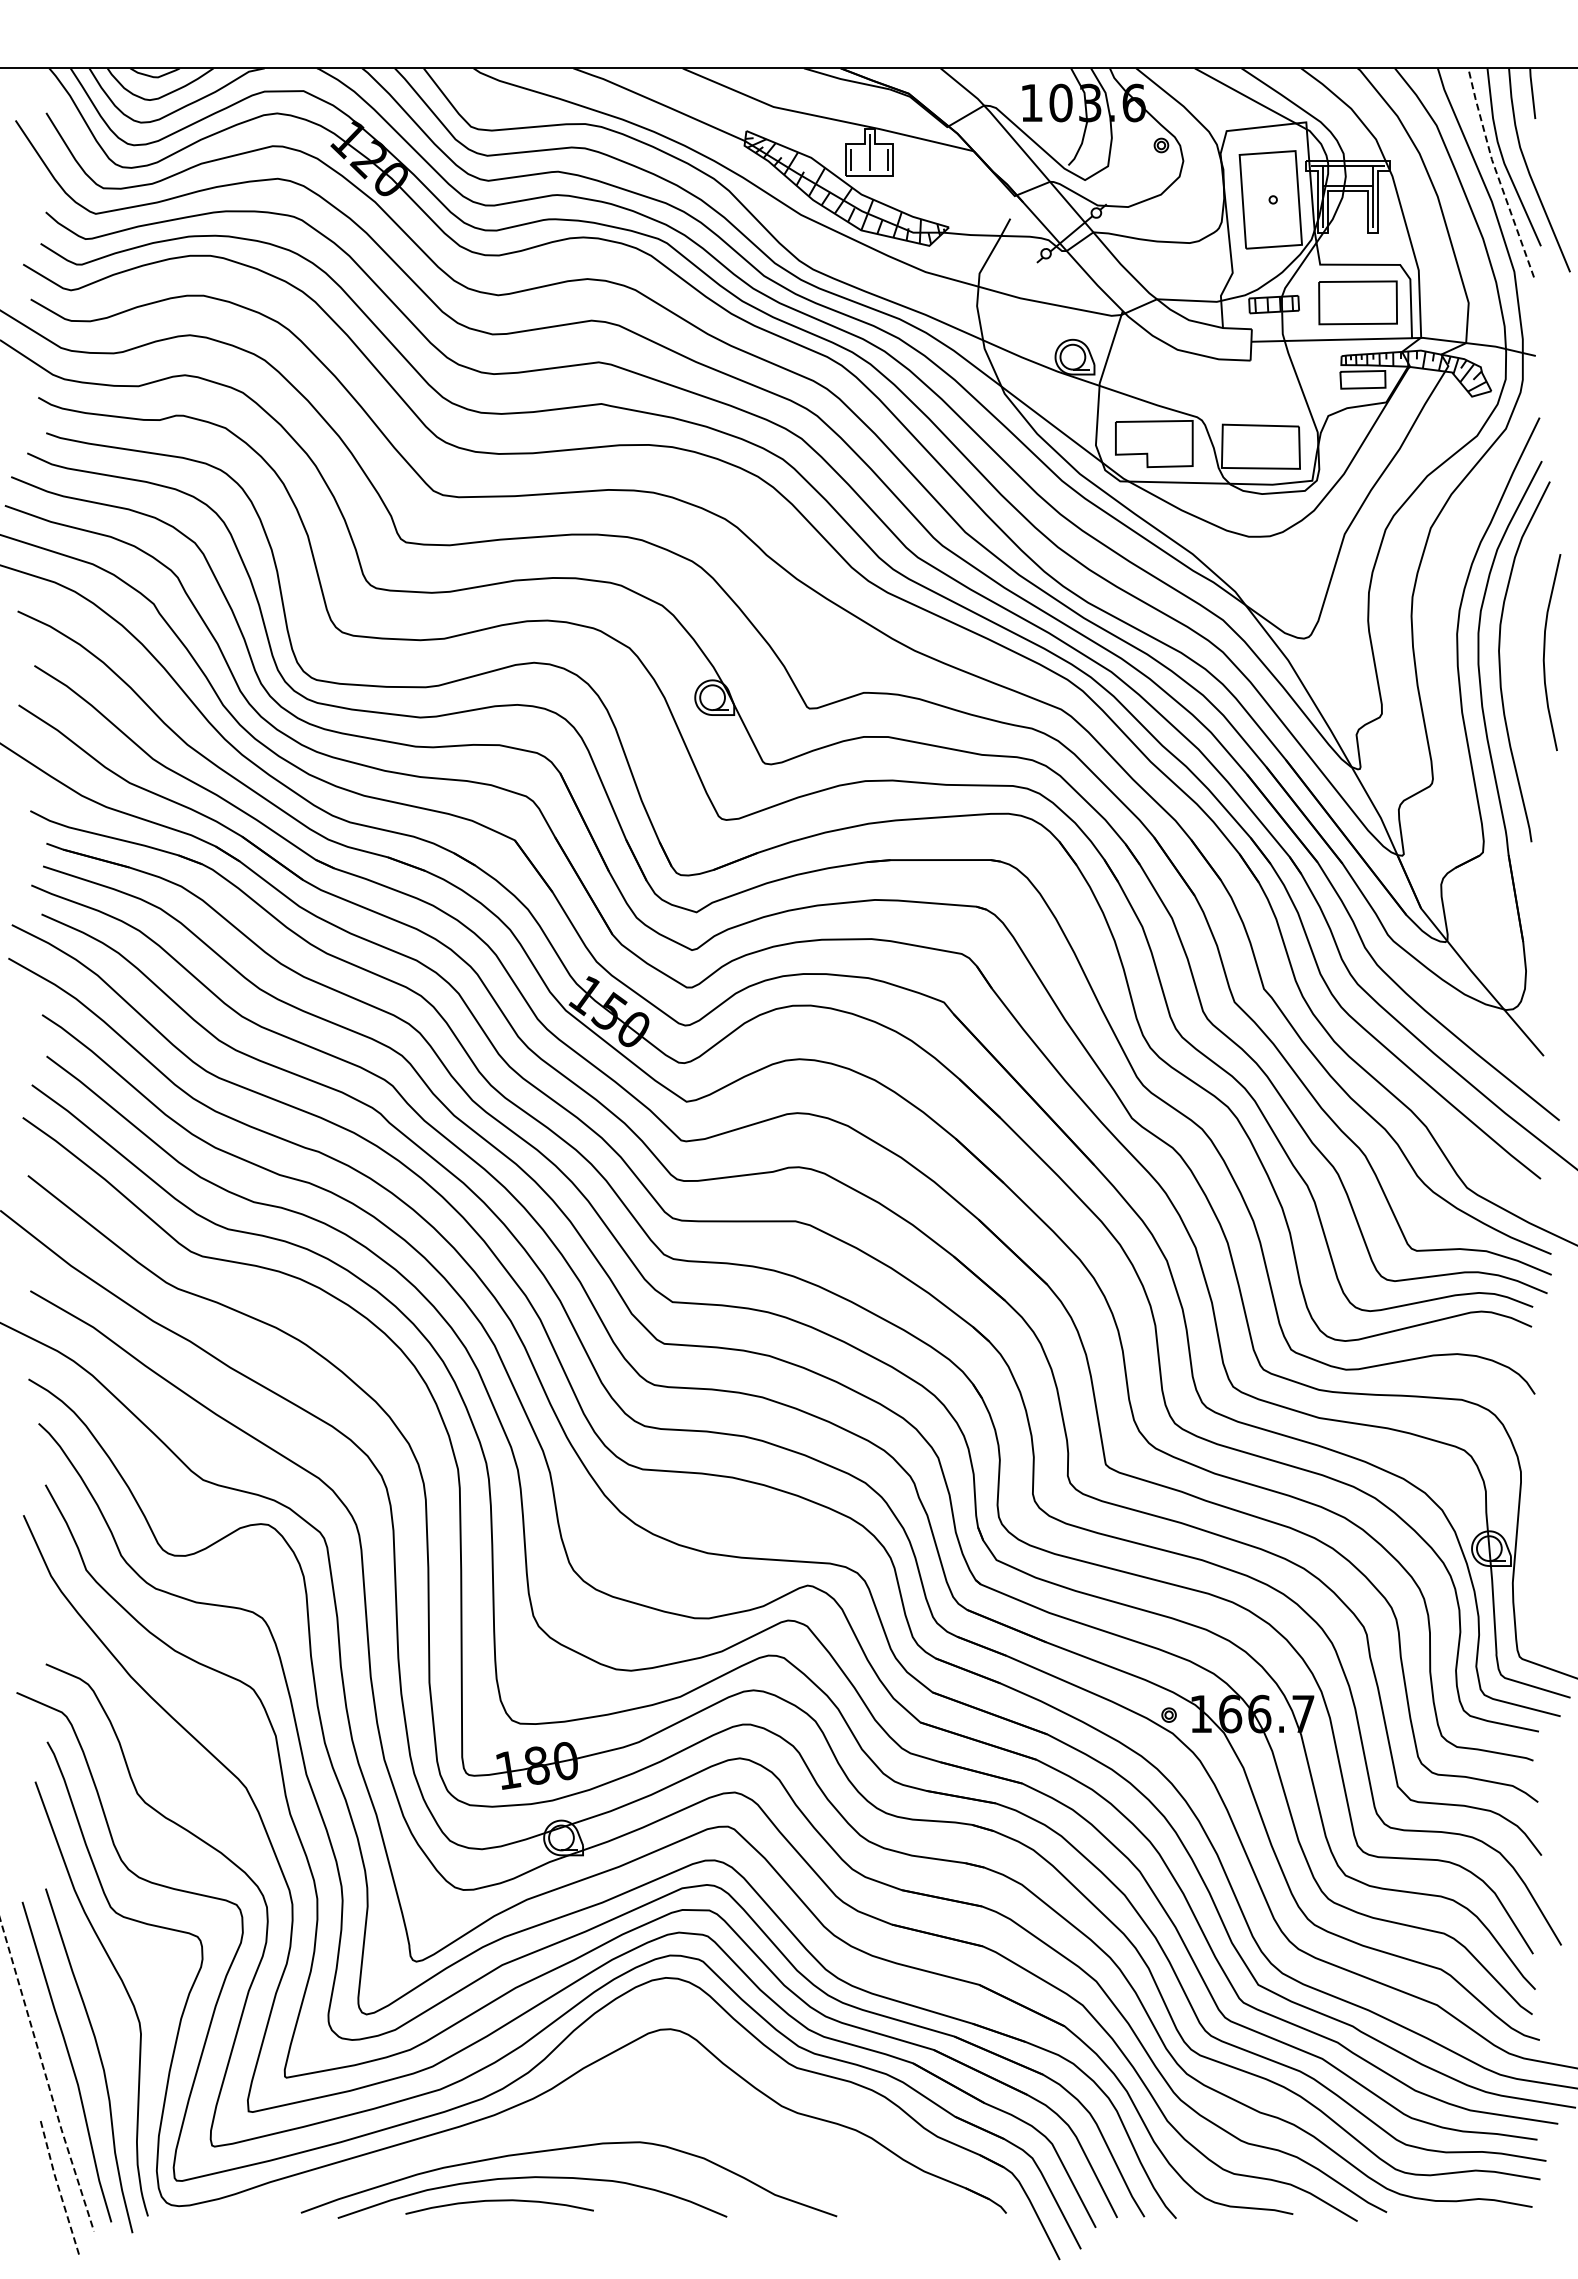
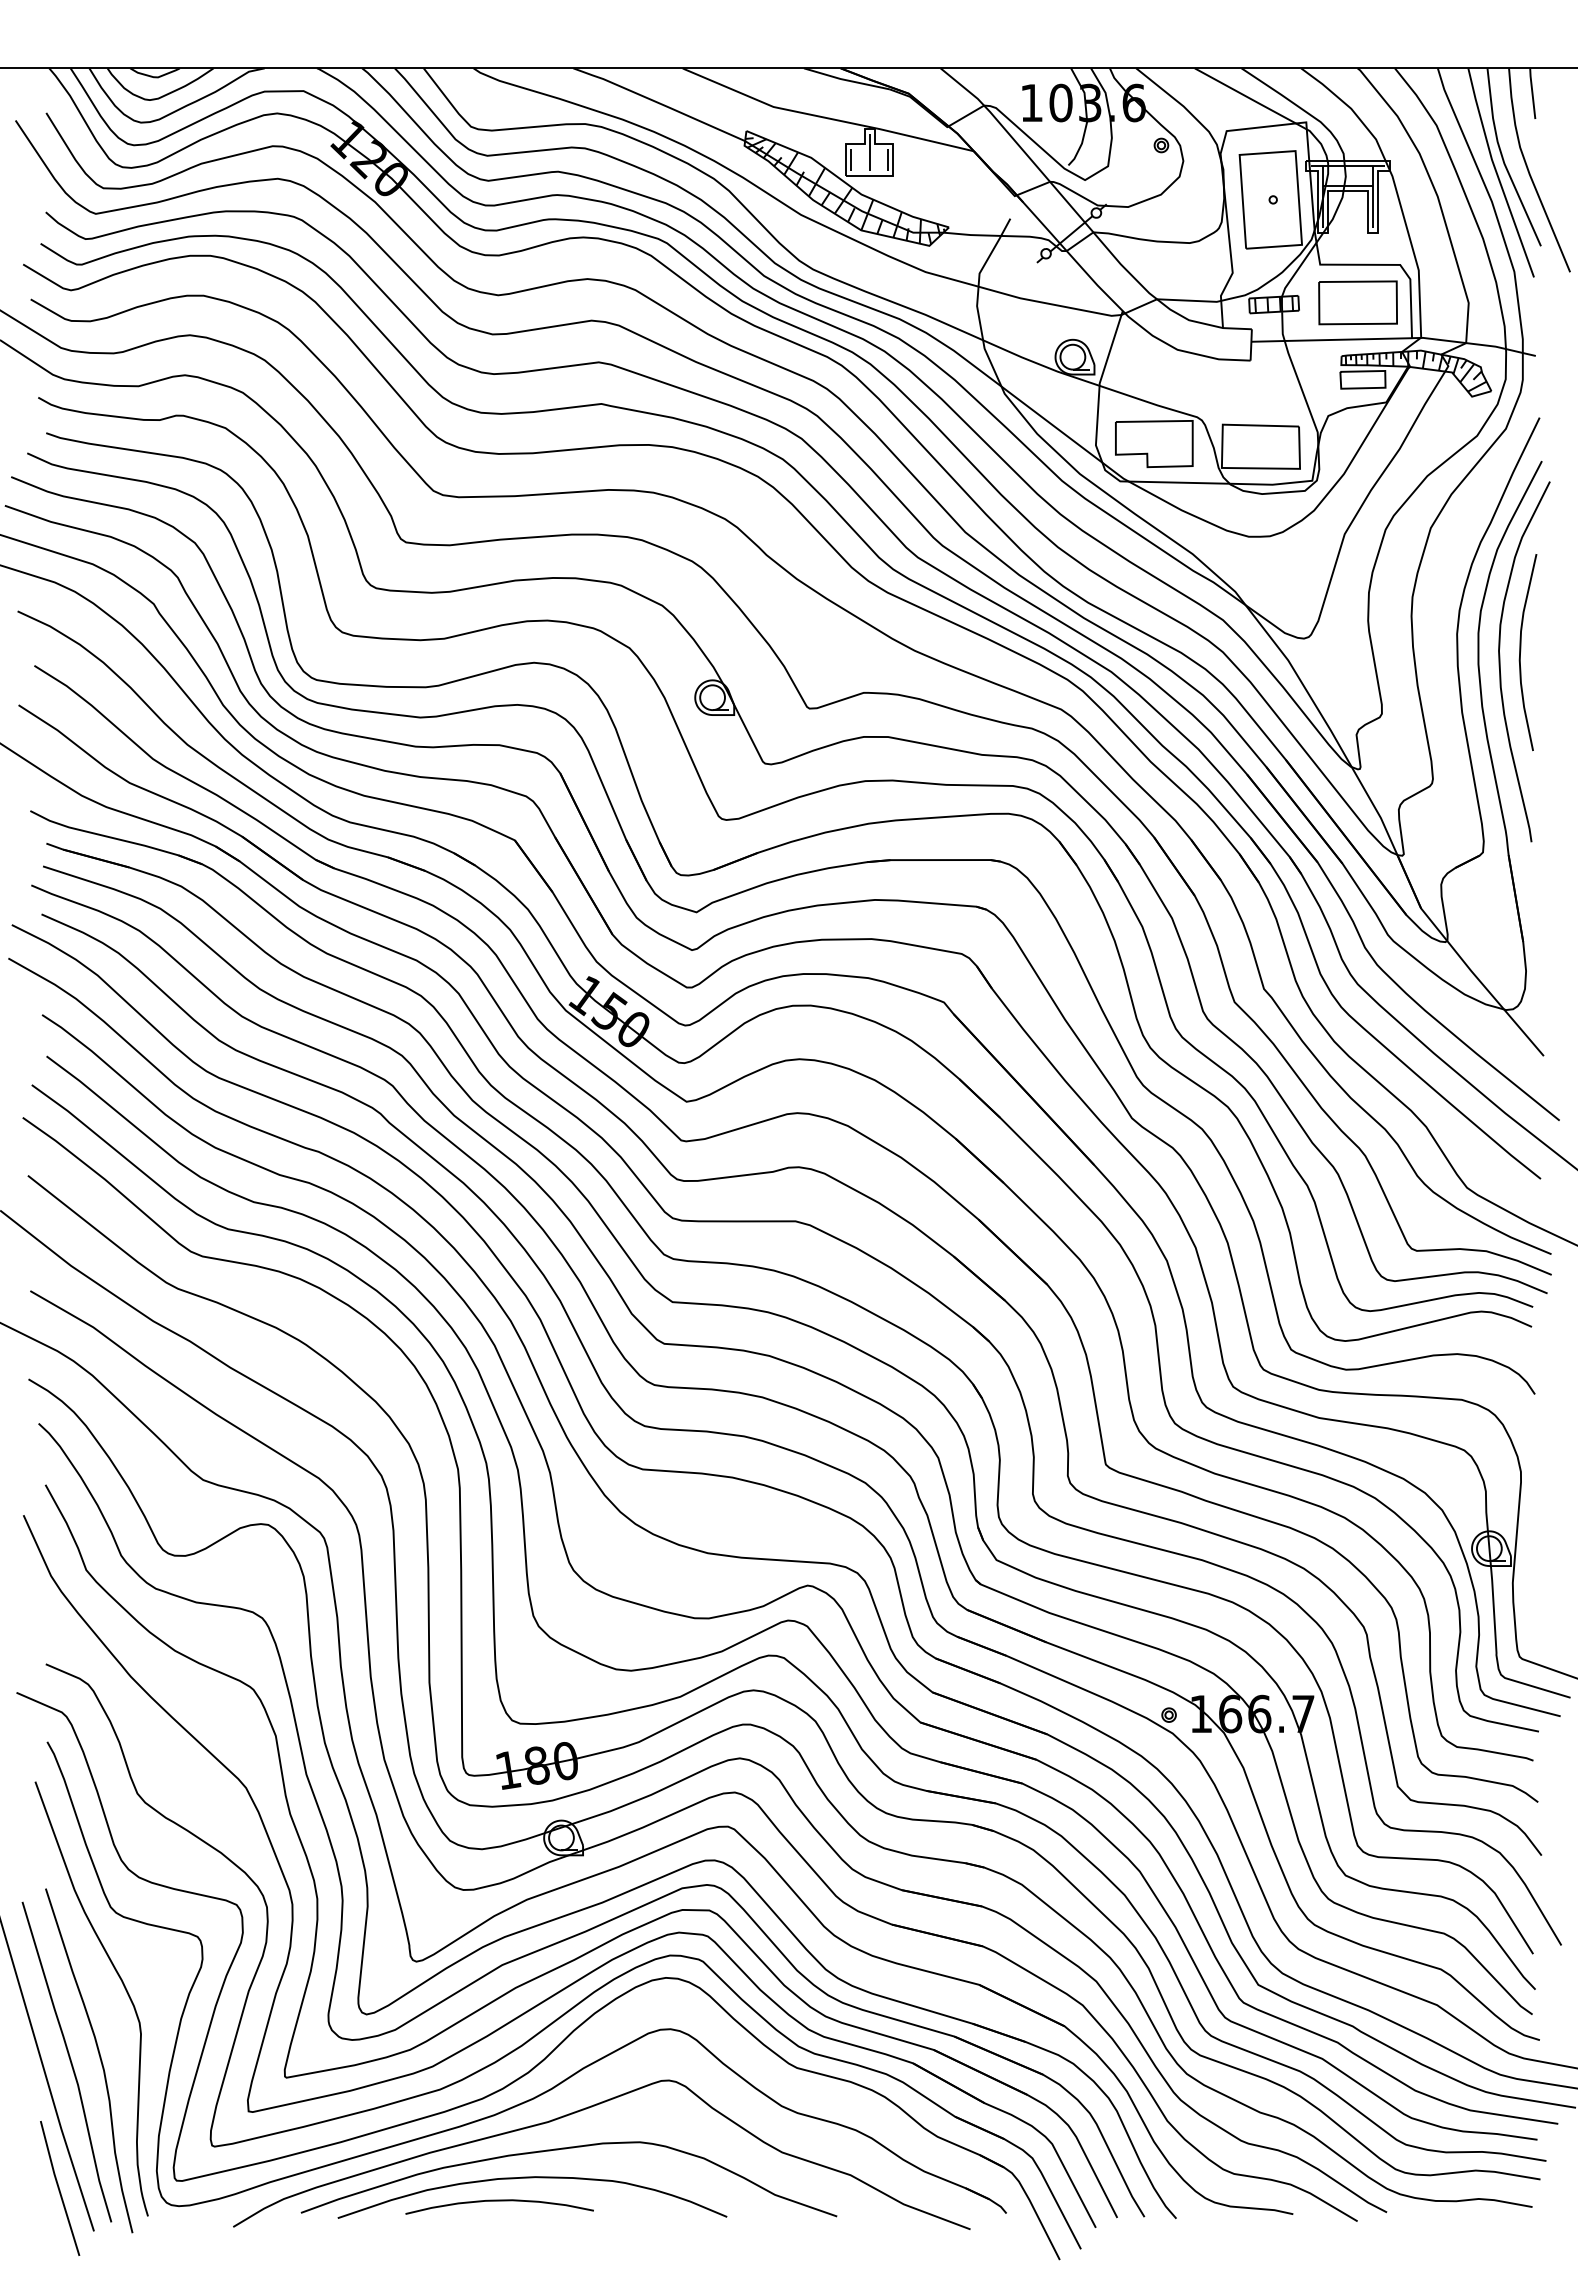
line: dashed -> solid (1496, 172)
curve position: (1545, 651) -> (1521, 651) (1521, 651)
line: dashed -> solid (46, 2076)
curve: none -> present (581, 2111)
line: dashed -> solid (58, 2188)
